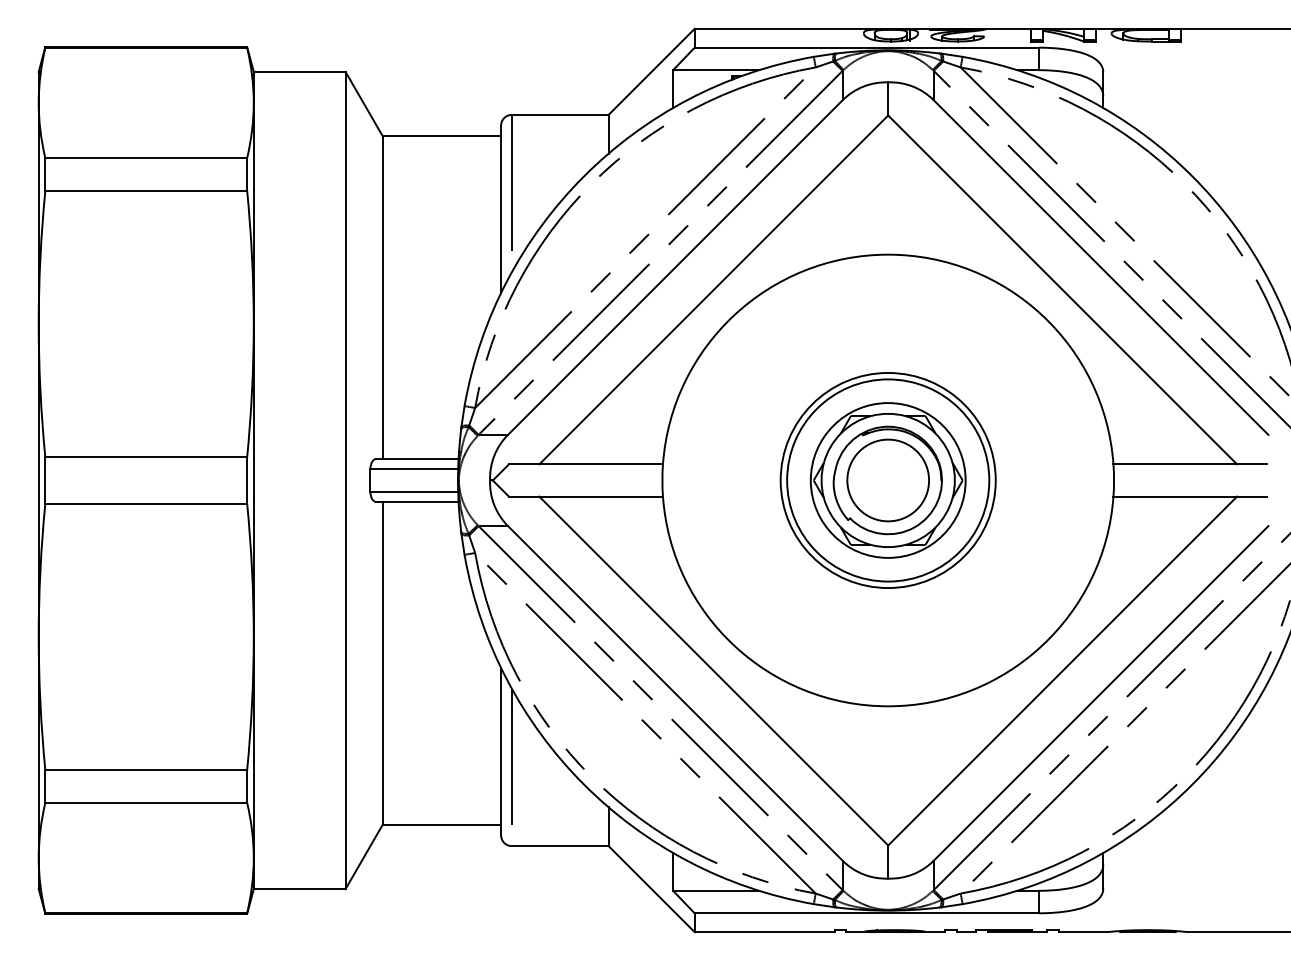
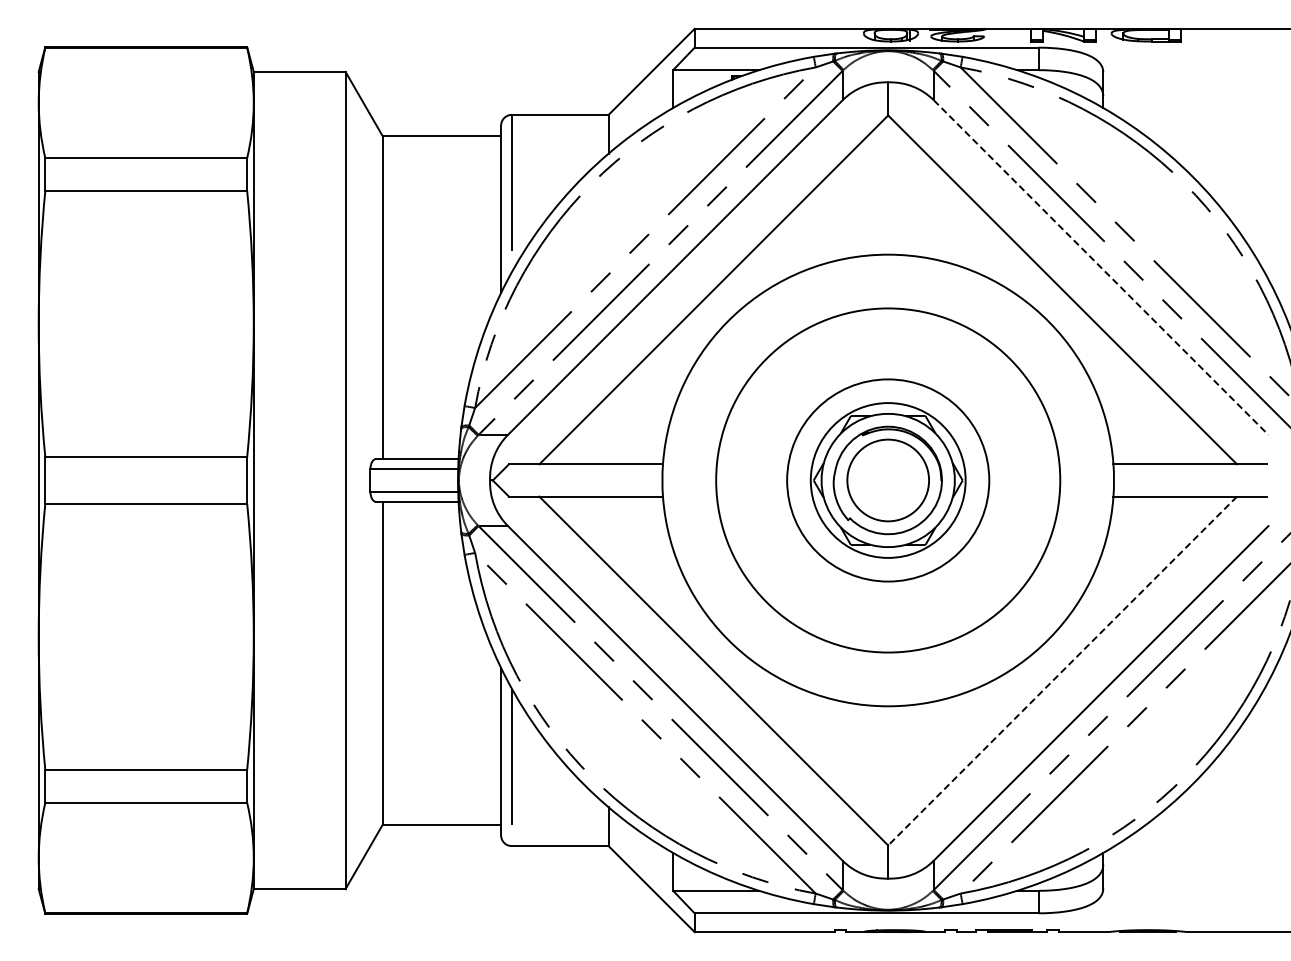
line: solid -> dashed (1101, 267)
circle diameter: 215 px -> 344 px (888, 480)
line: solid -> dashed (1062, 671)
